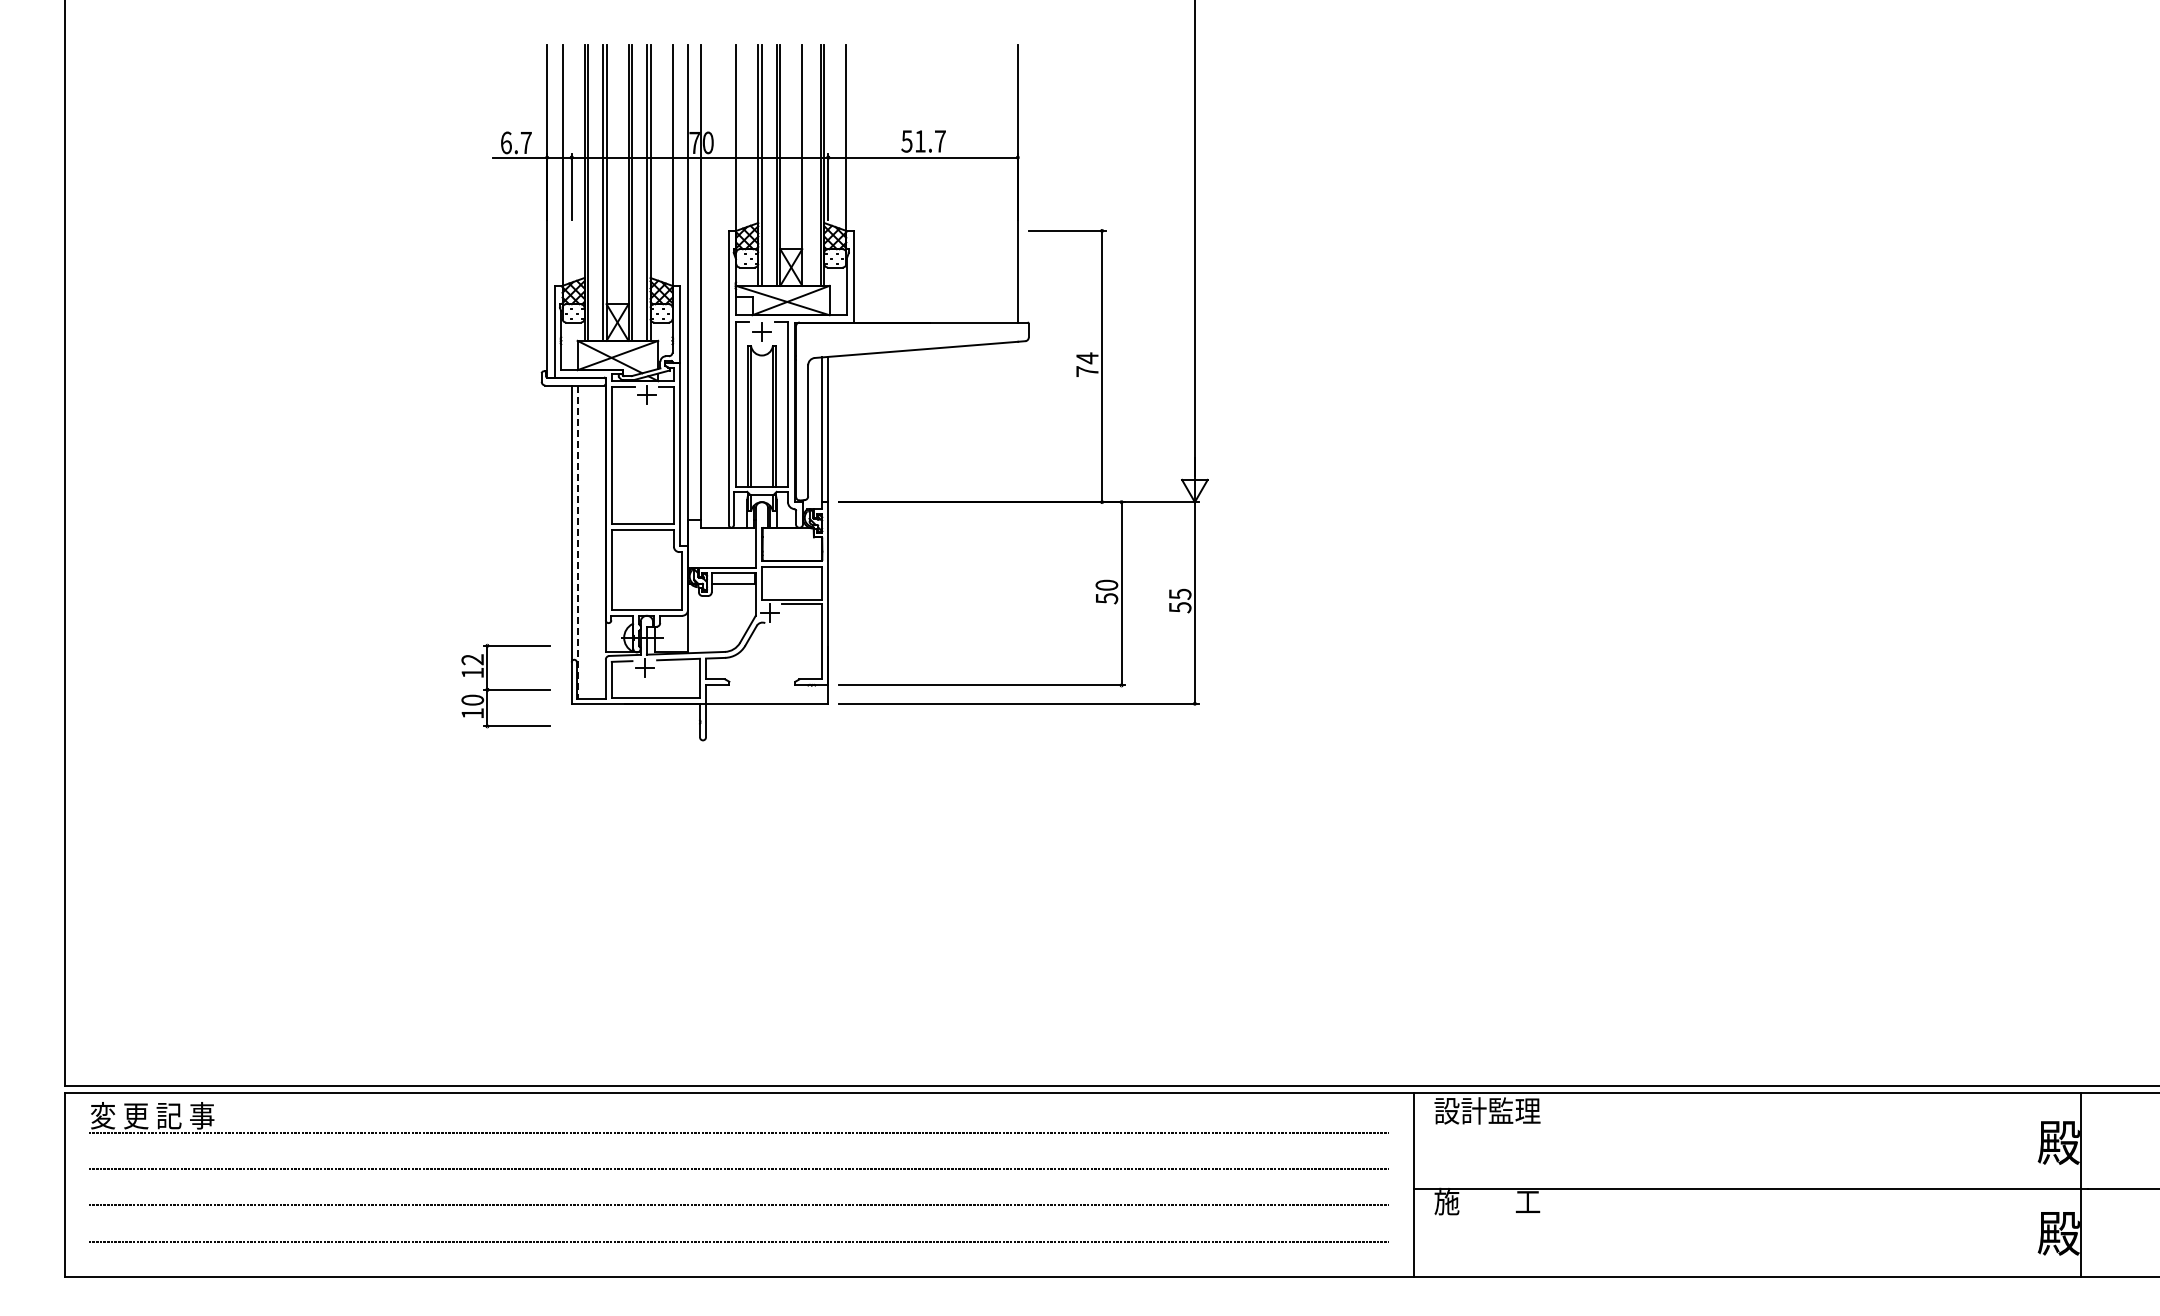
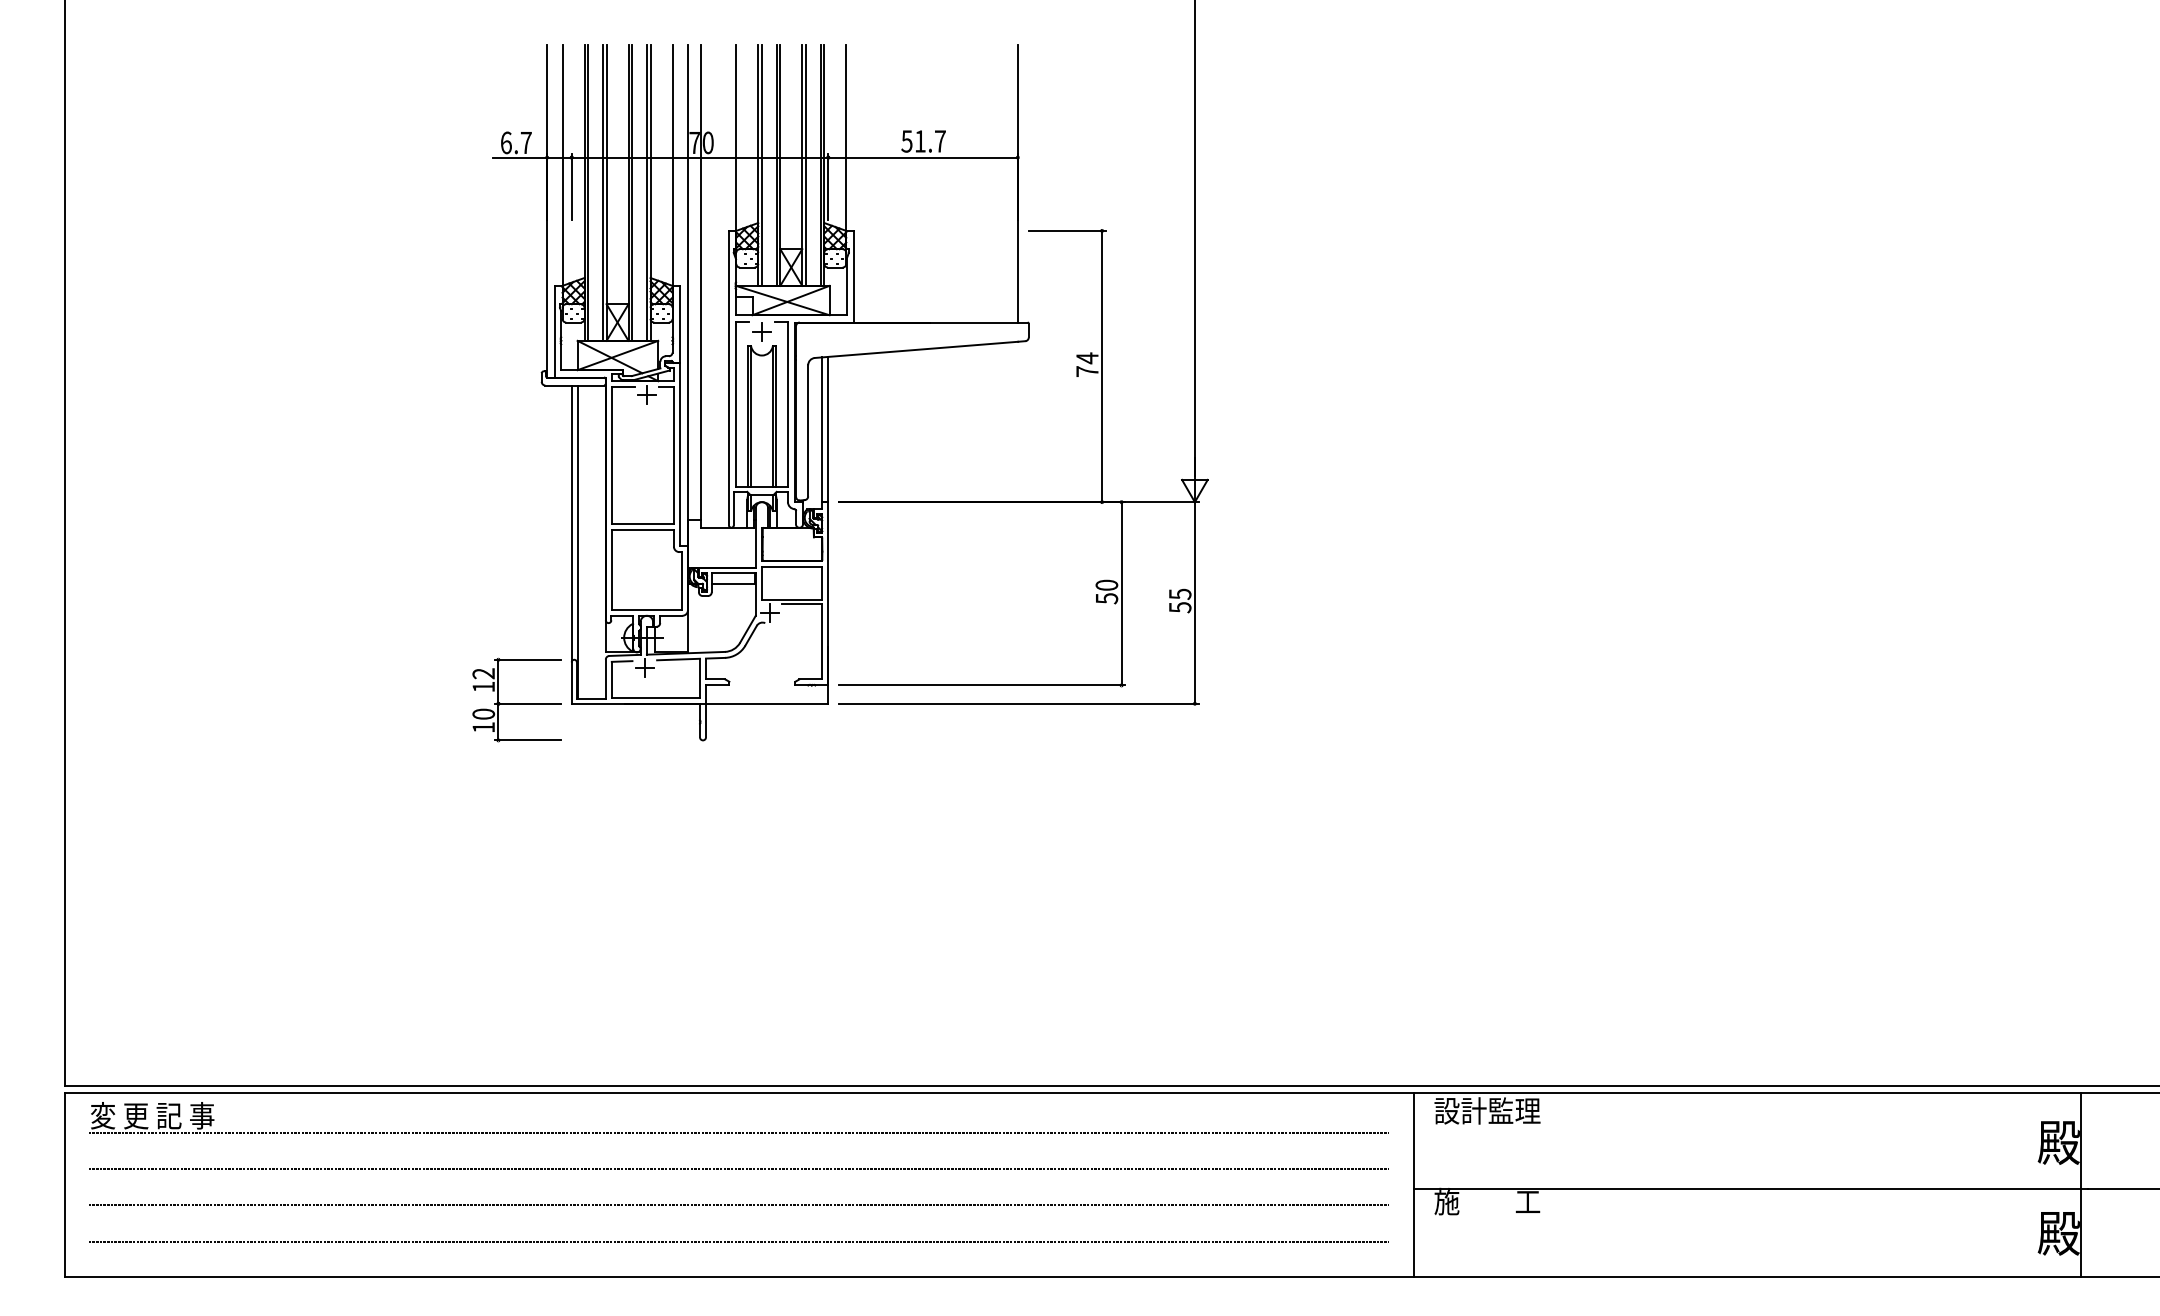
line: none -> present (805, 164)
line: dashed -> solid (577, 542)
part position: (505, 685) -> (516, 699) (516, 699)
